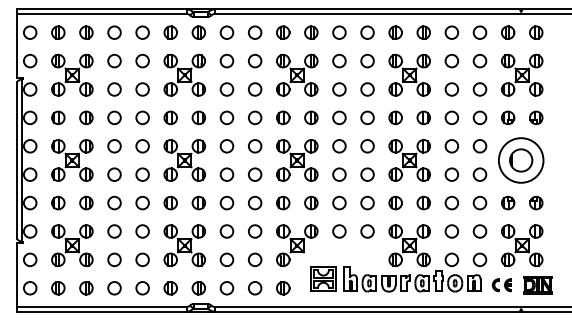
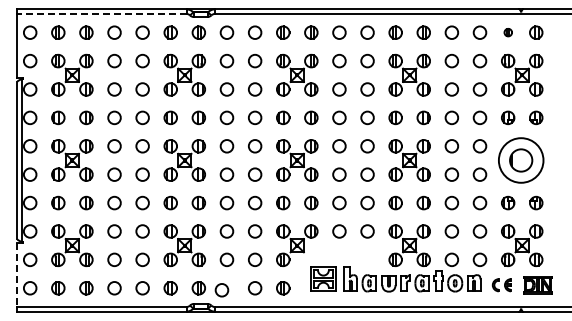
line: solid -> dashed (101, 13)
part size: 15x15 px -> 10x10 px (507, 32)
line: solid -> dashed (17, 275)
circle position: (226, 288) -> (221, 290) (221, 290)
